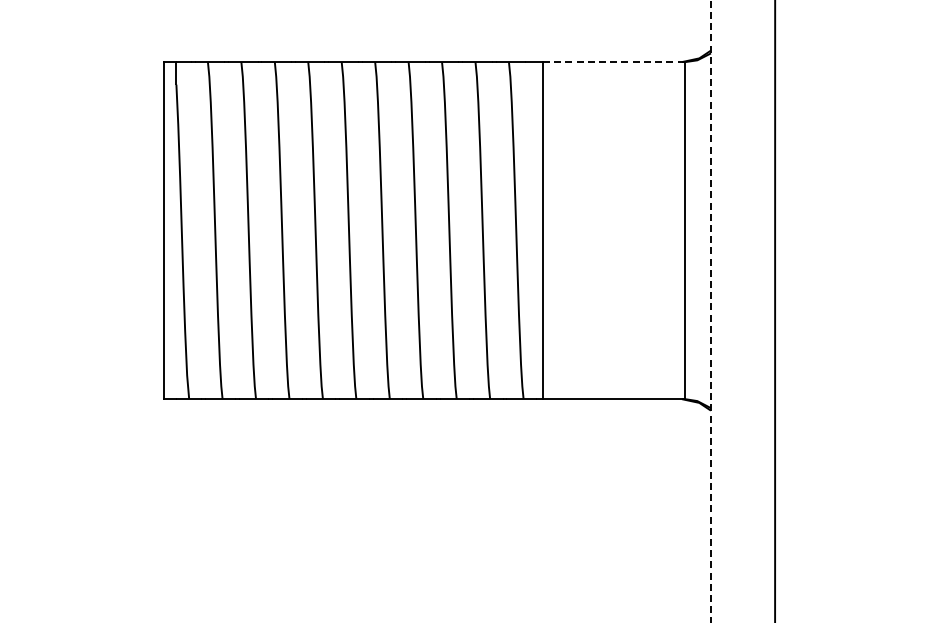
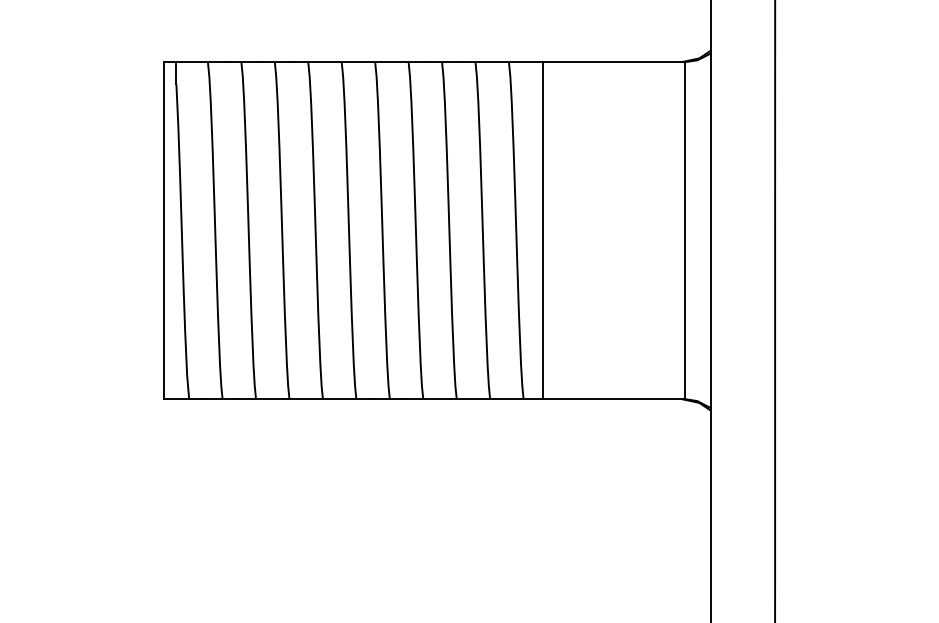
line: dashed -> solid (613, 62)
line: dashed -> solid (710, 311)
